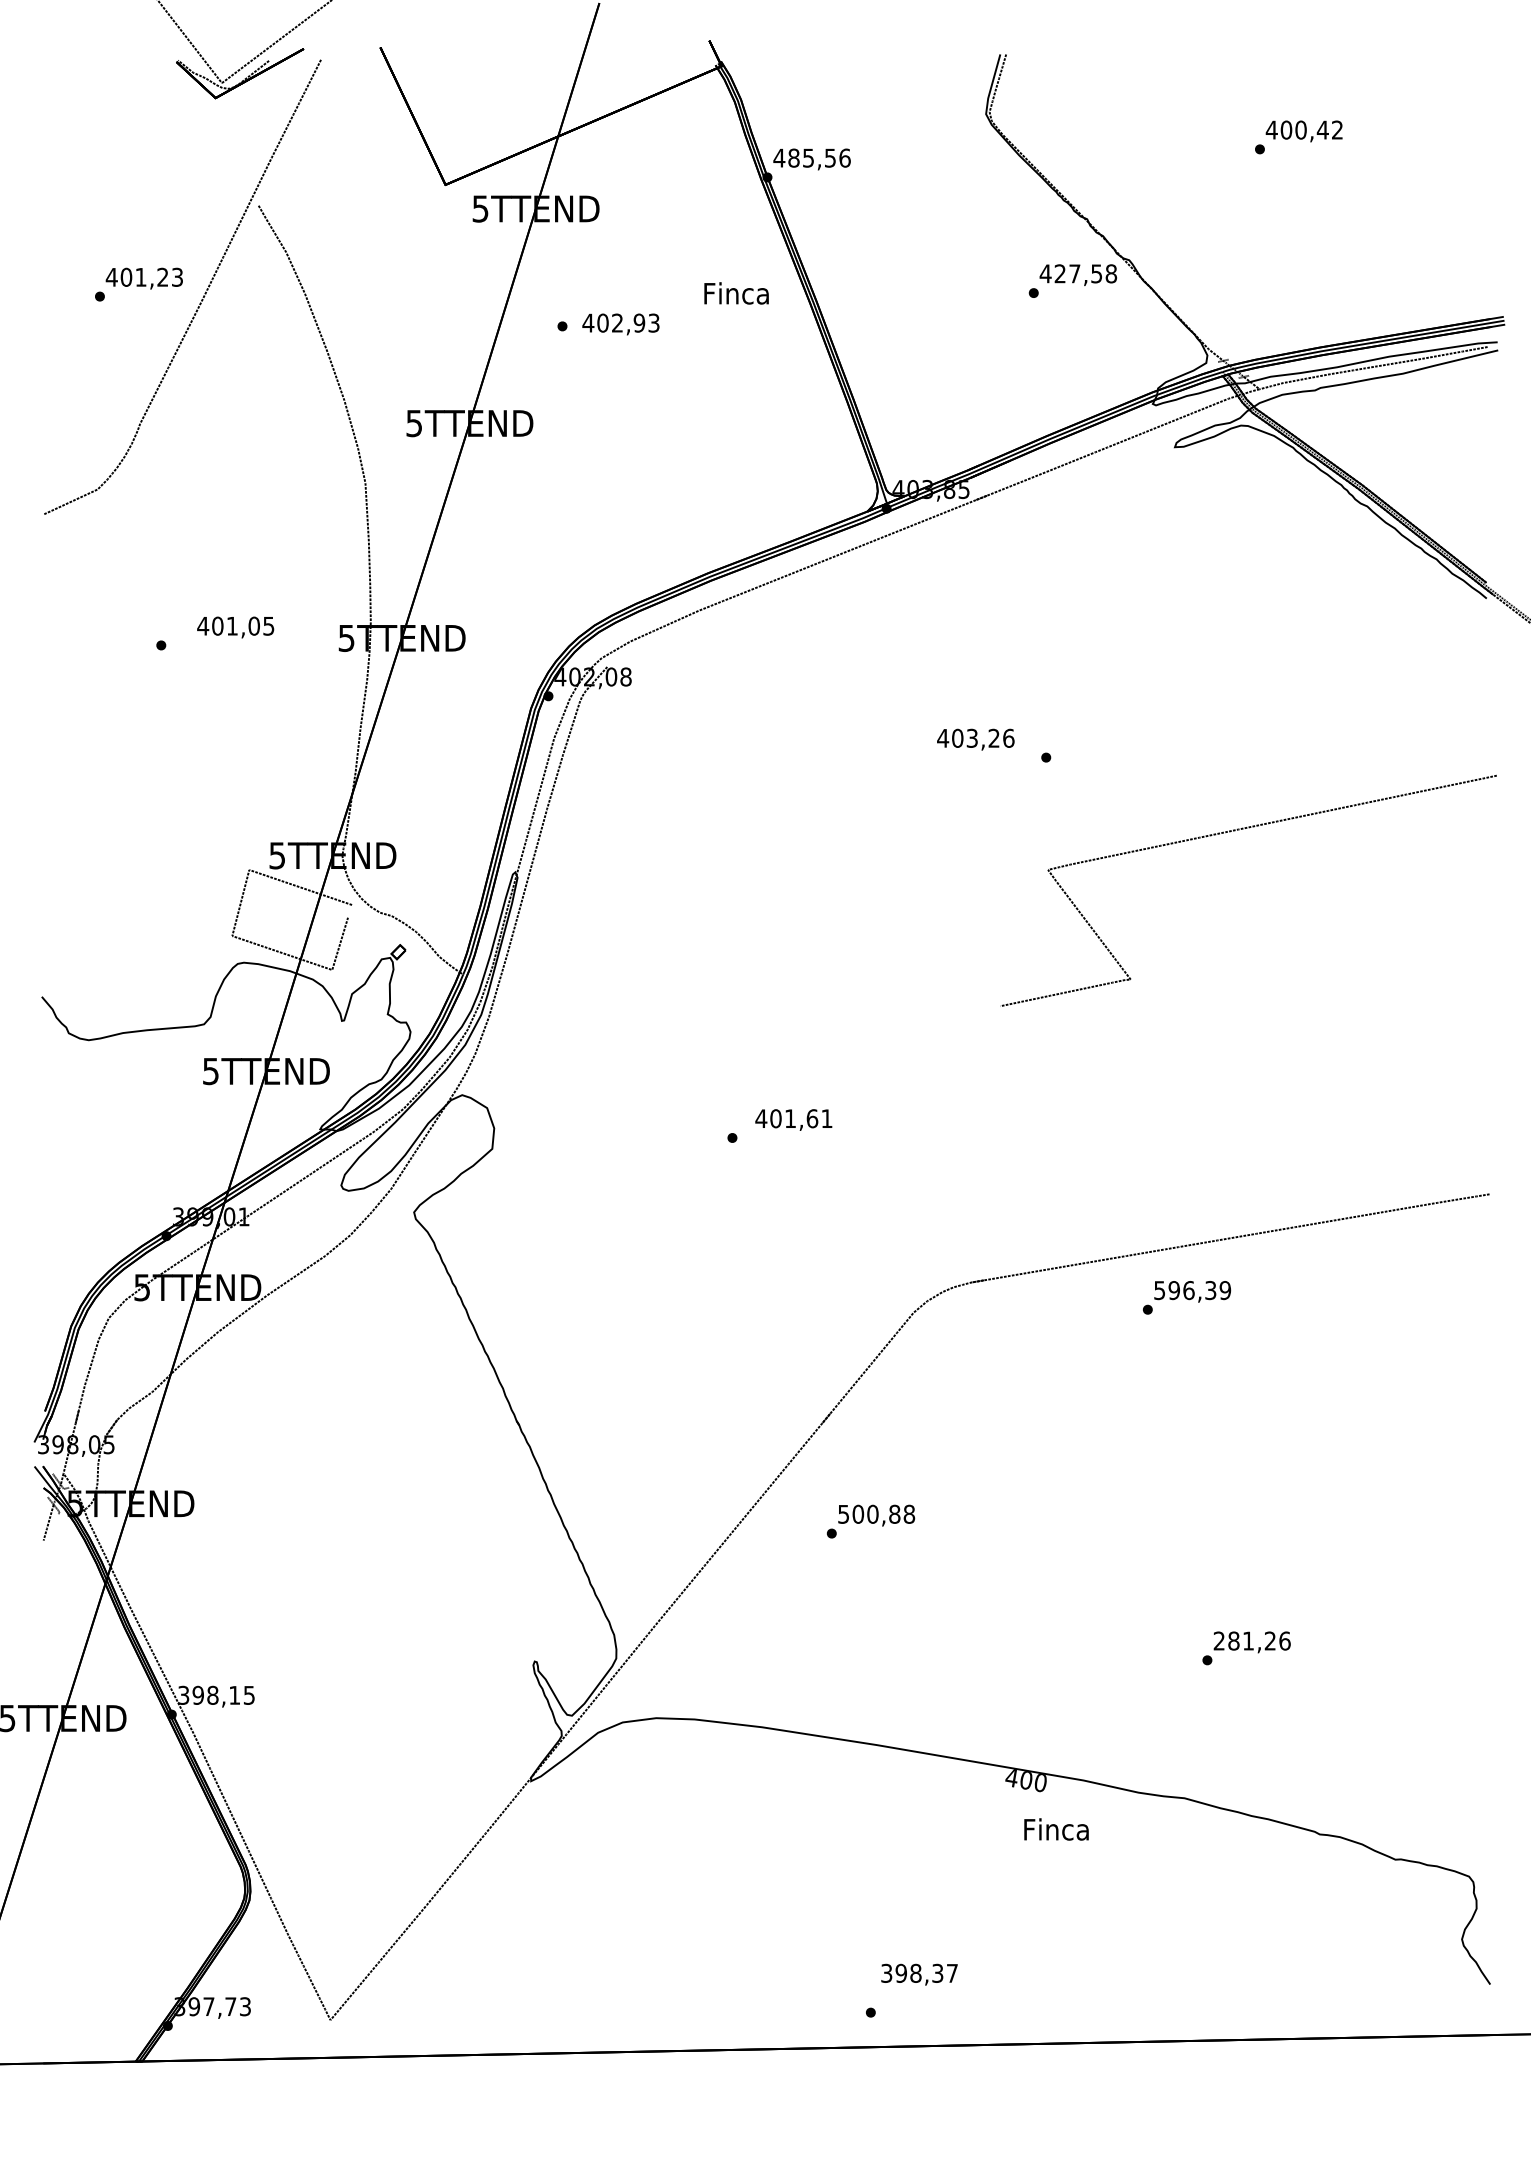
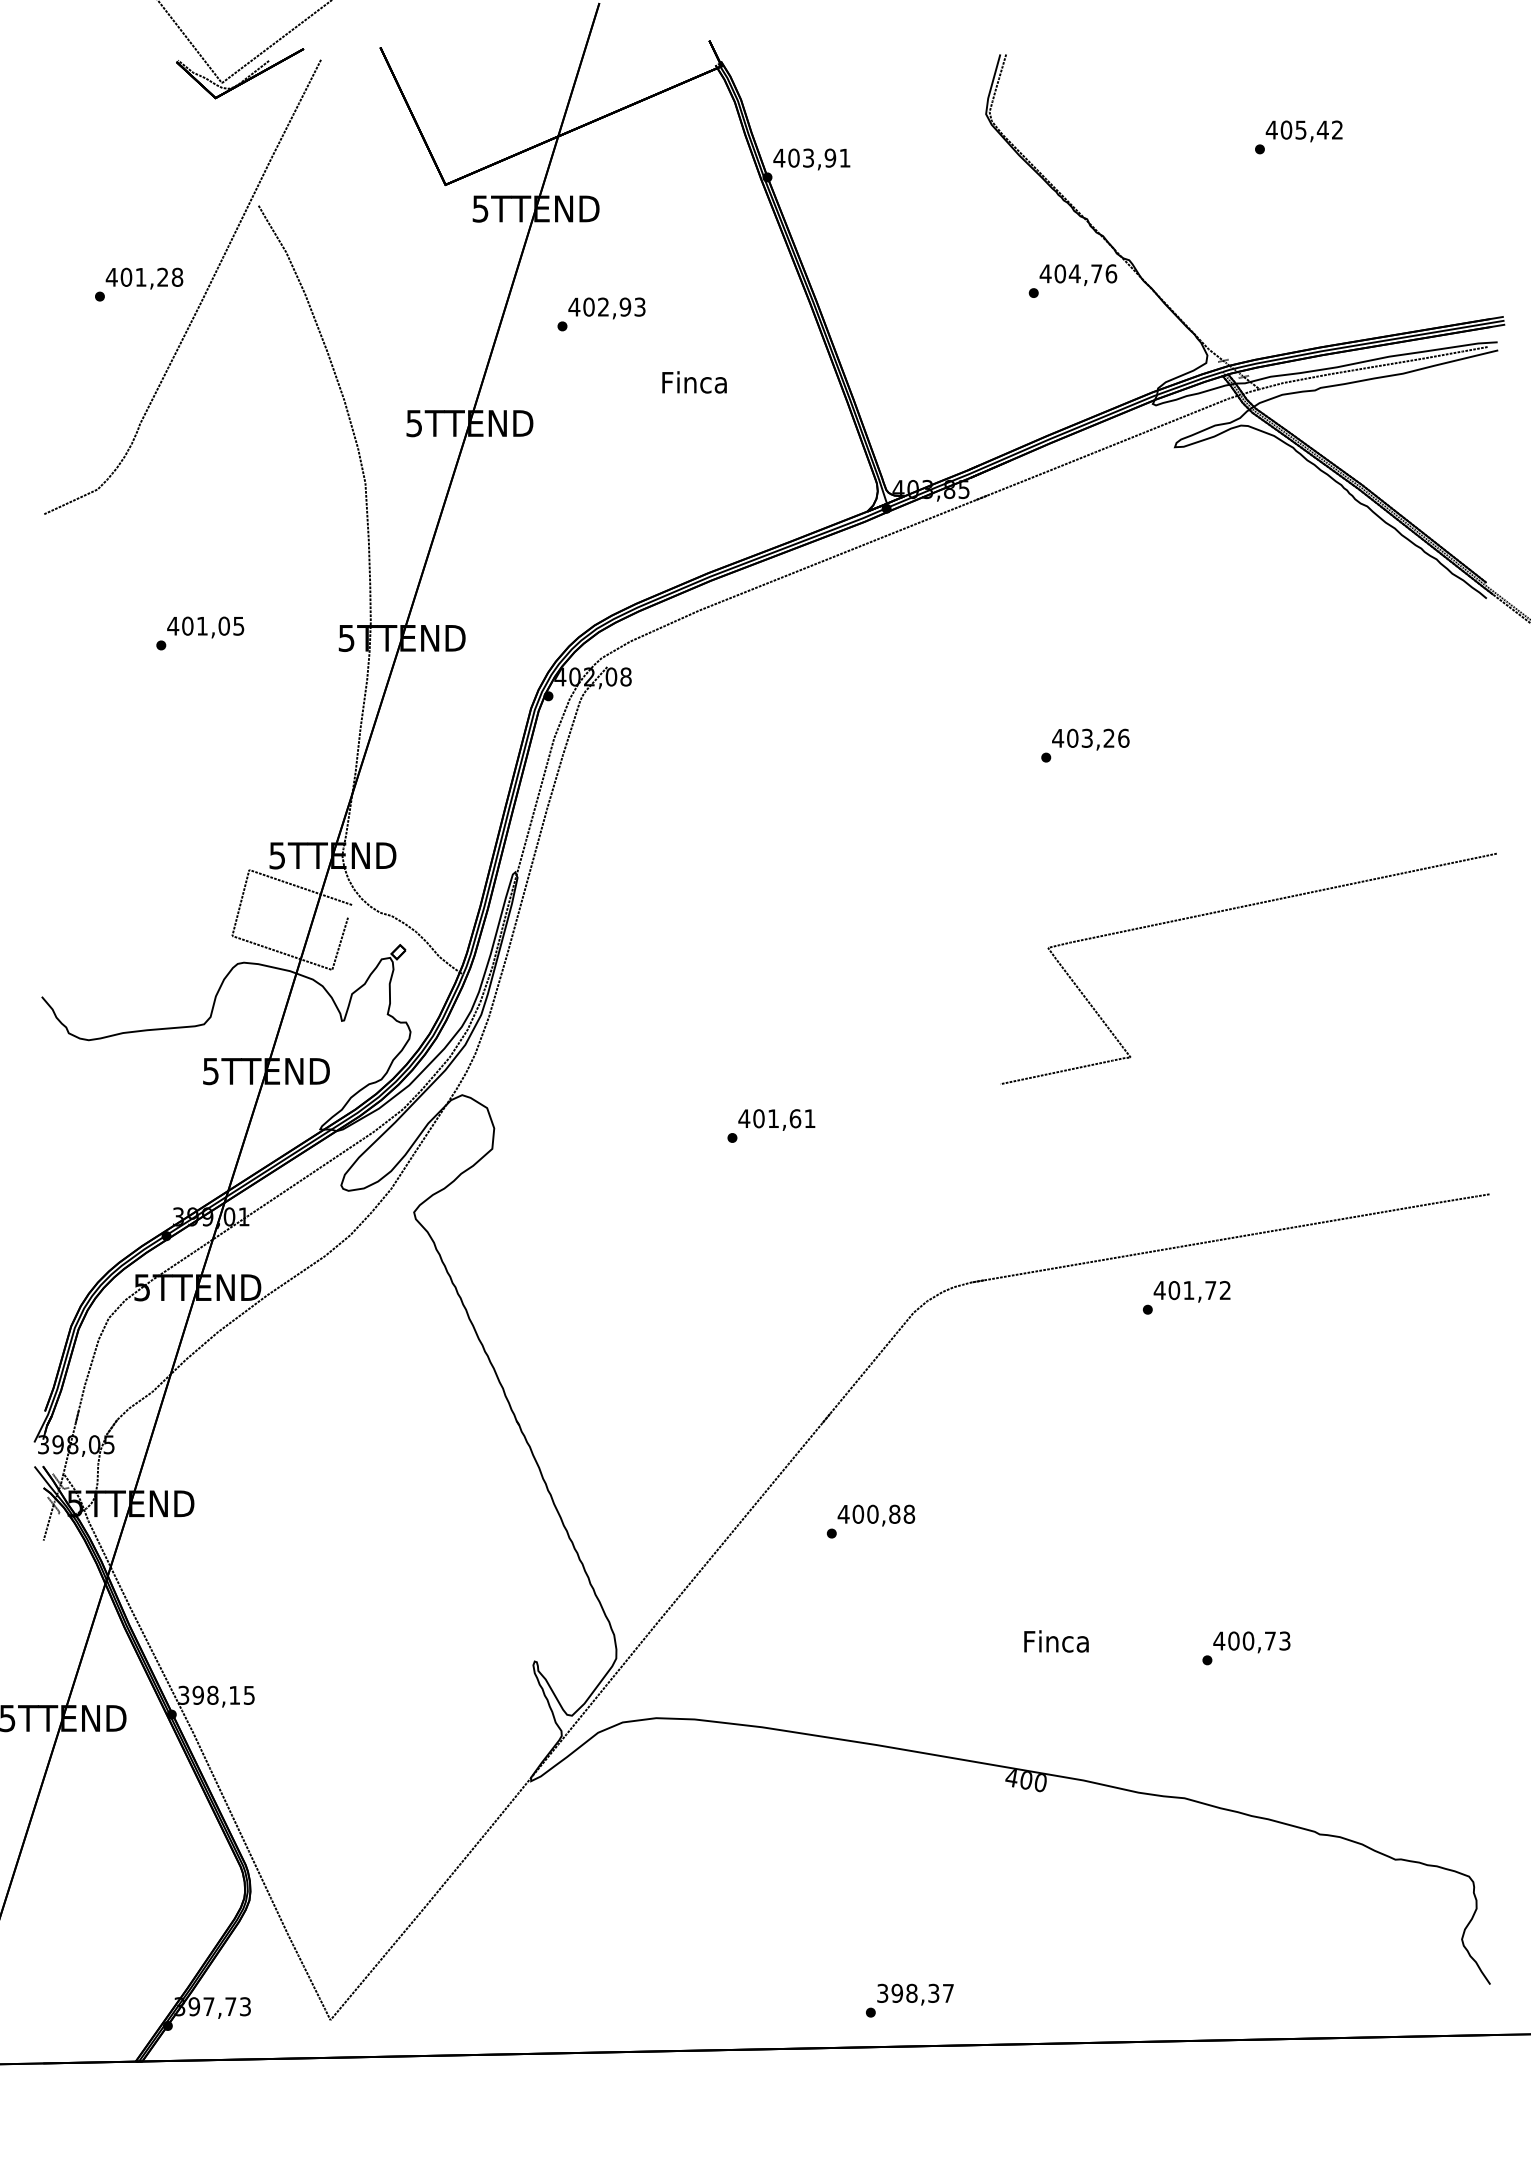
text: 400,42 -> 405,42 (1300, 129)
text: 485,56 -> 403,91 (819, 157)
text: 427,58 -> 404,76 (1085, 273)
text: 401,23 -> 401,28 (177, 276)
text position: (736, 293) -> (694, 382) (694, 382)
text position: (620, 324) -> (606, 308) (606, 308)
text position: (235, 627) -> (205, 627) (205, 627)
text position: (975, 739) -> (1090, 739) (1090, 739)
curve position: (1235, 831) -> (1235, 909) (1235, 909)
text position: (793, 1119) -> (776, 1119) (776, 1119)
text: 596,39 -> 401,72 (1192, 1290)
text: 500,88 -> 400,88 (843, 1514)
text: 281,26 -> 400,73 (1251, 1640)
text position: (1056, 1829) -> (1056, 1641) (1056, 1641)
text position: (919, 1974) -> (915, 1994) (915, 1994)
